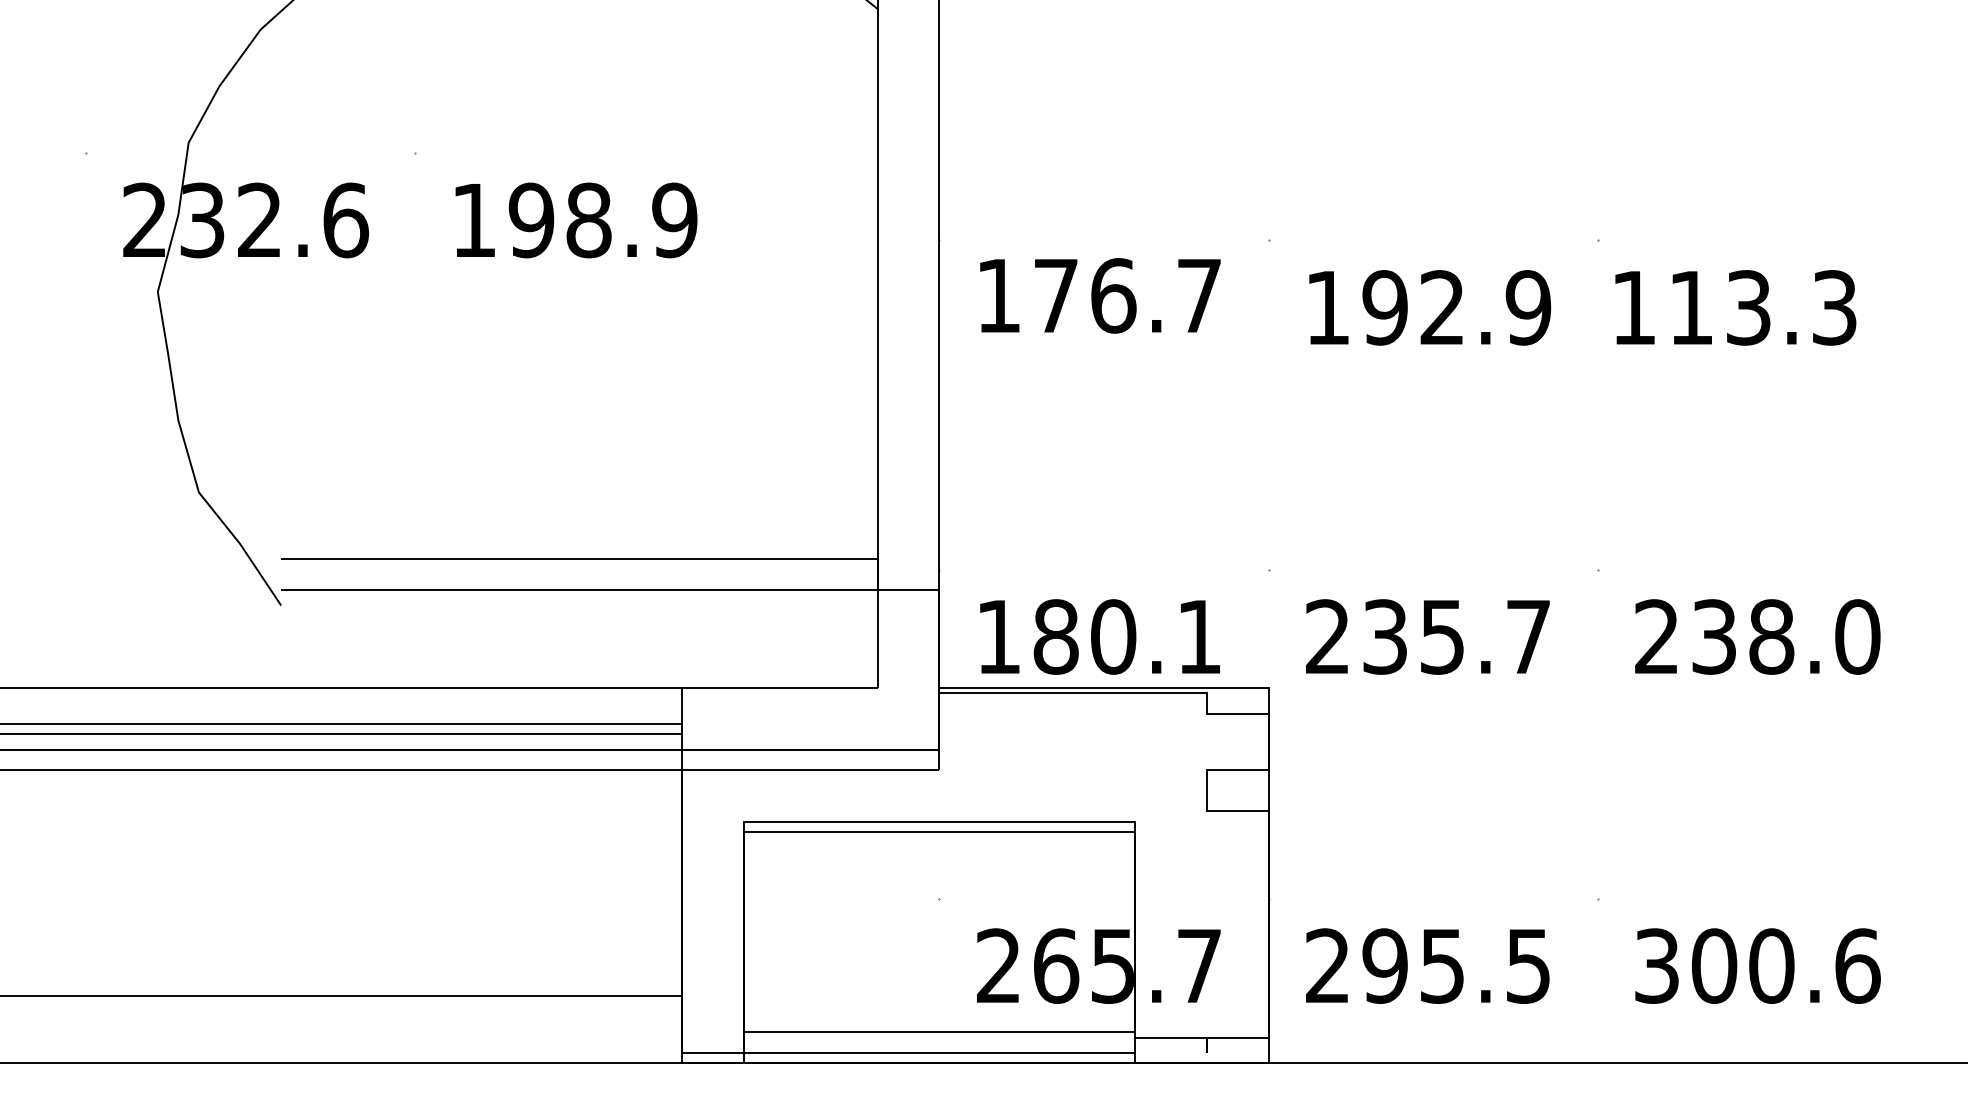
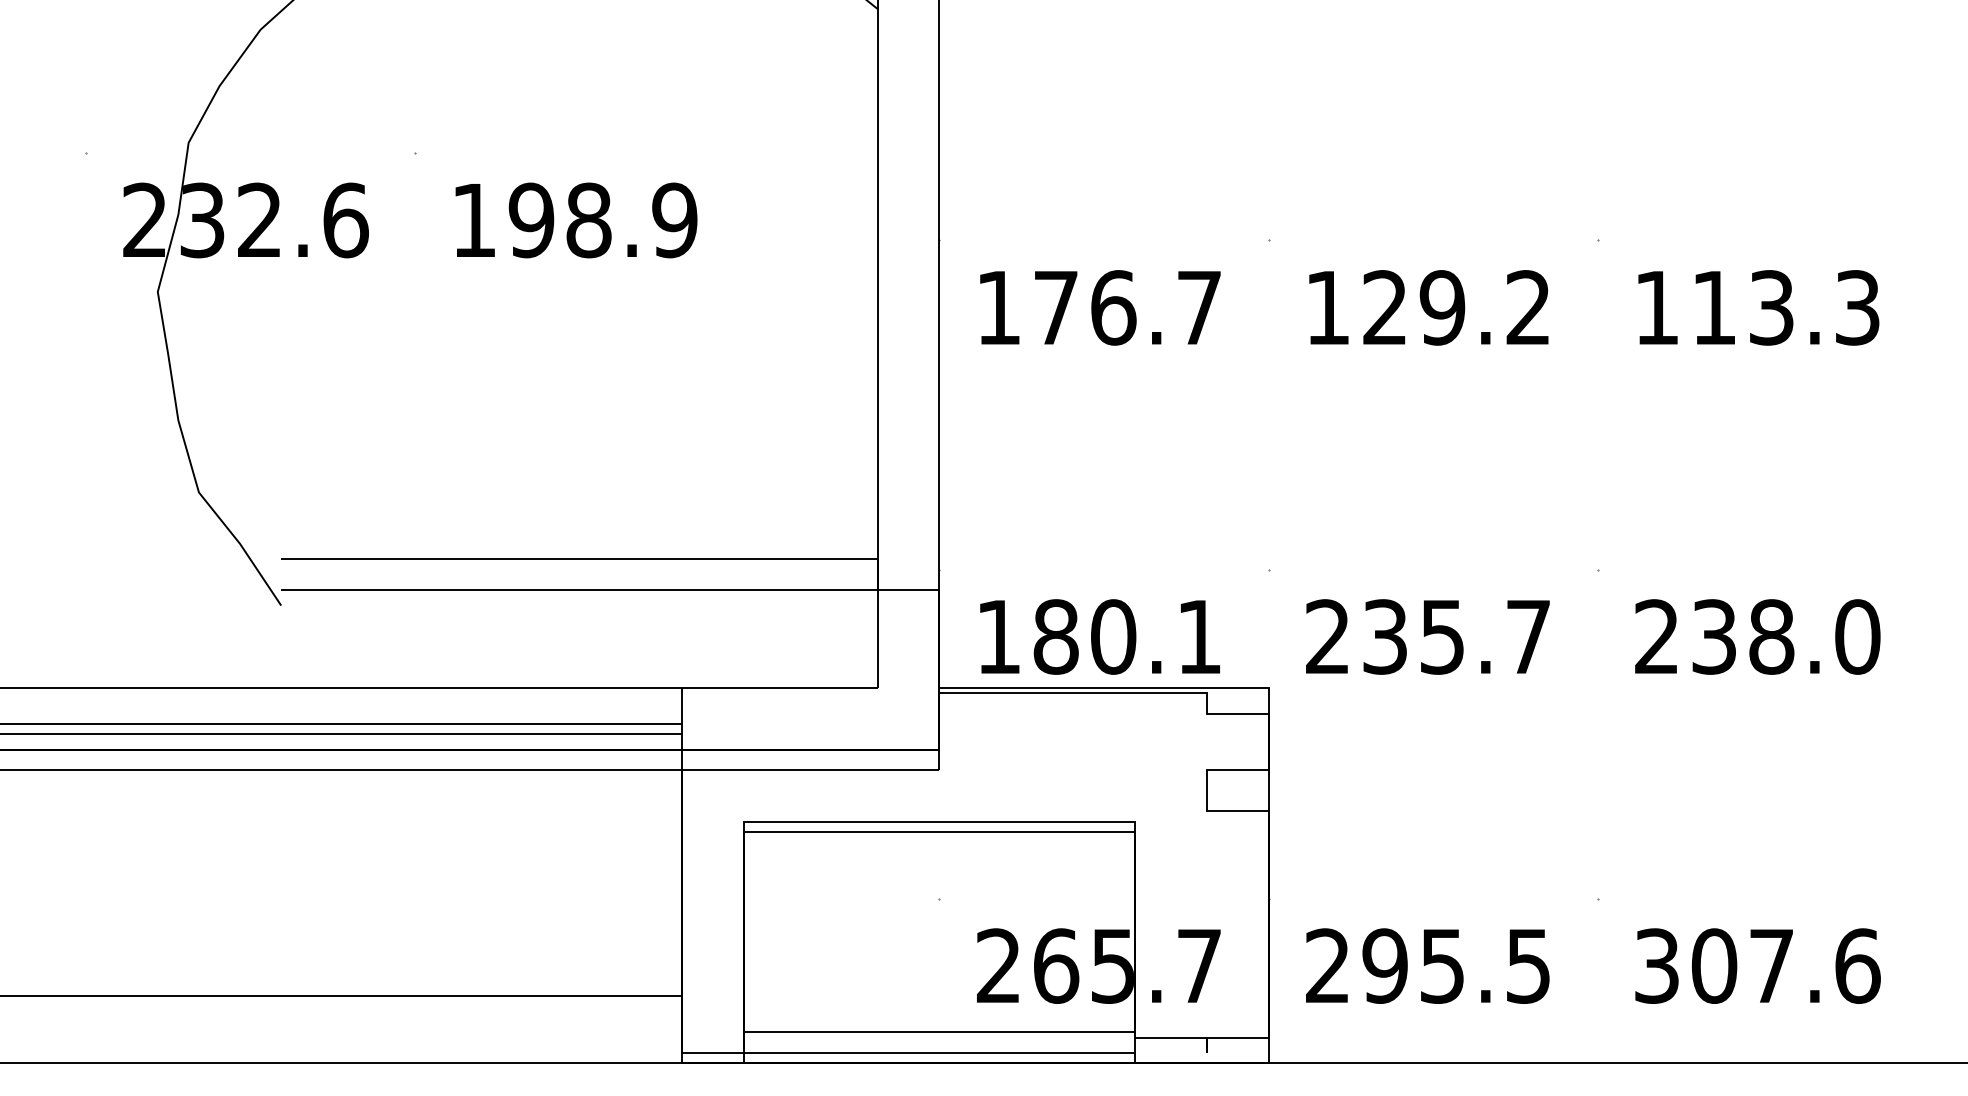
text position: (1100, 295) -> (1100, 307) (1100, 307)
text: 192.9 -> 129.2 (1456, 307)
text position: (1735, 307) -> (1758, 307) (1758, 307)
text: 300.6 -> 307.6 (1771, 965)
